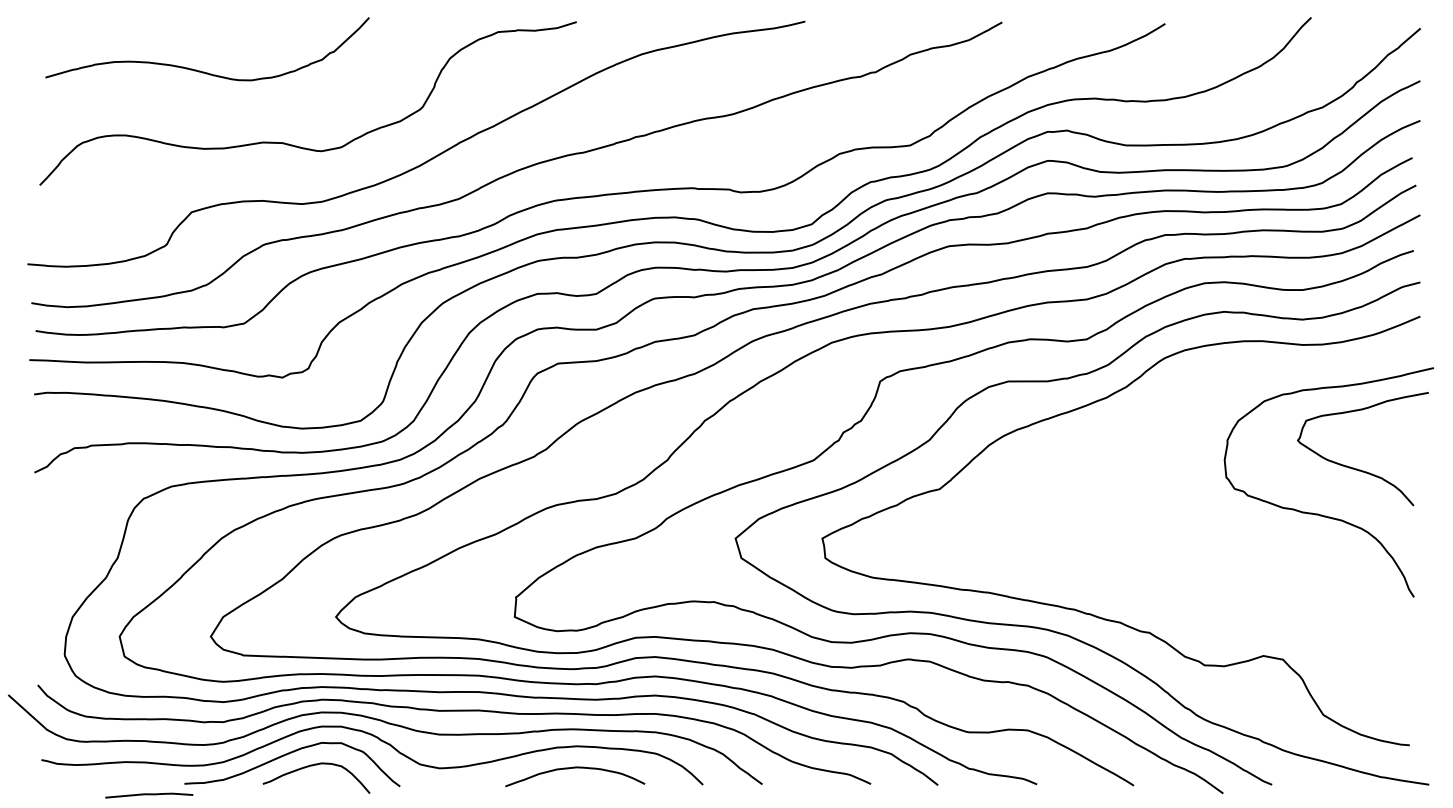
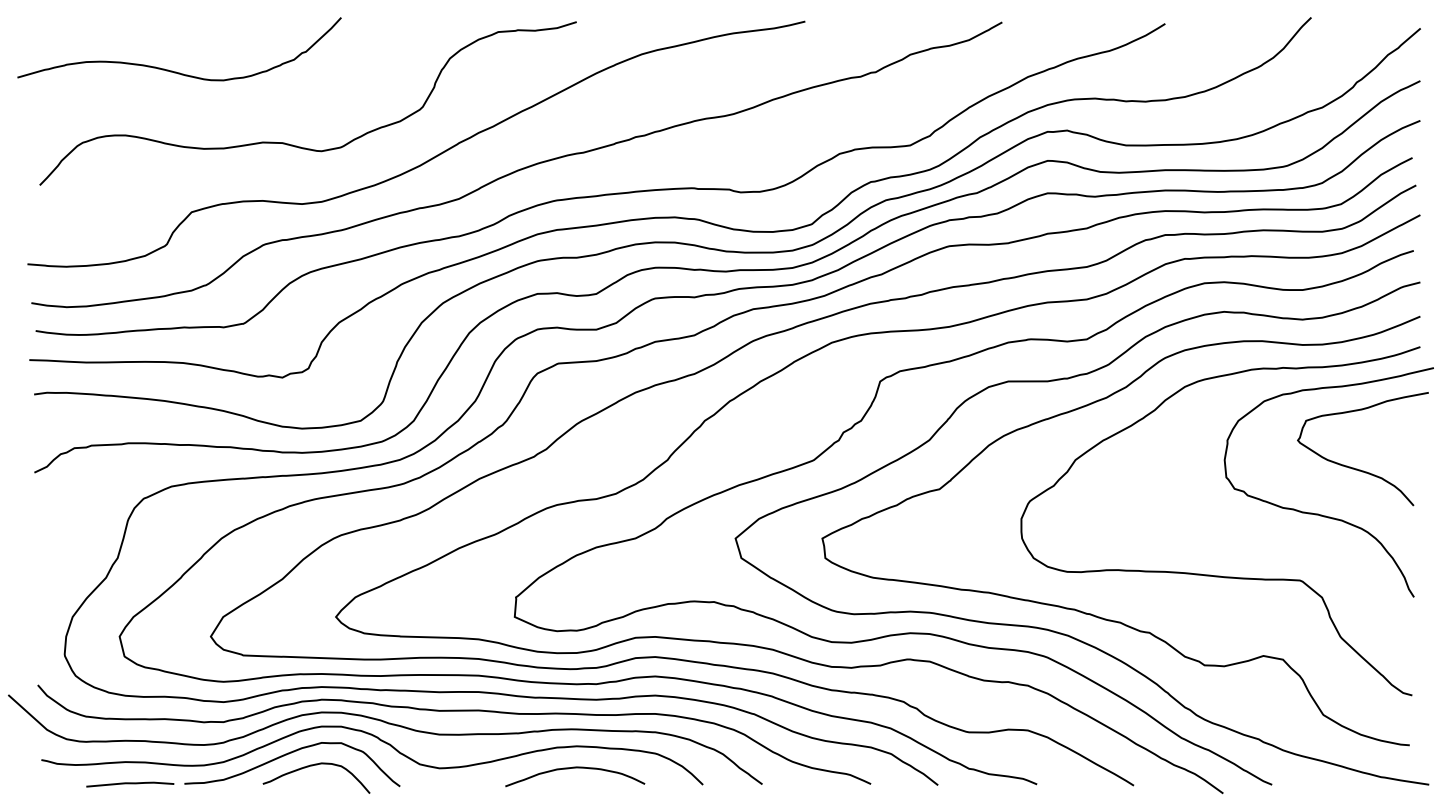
curve position: (200, 70) -> (172, 70) (172, 70)
curve: none -> present (1210, 574)
curve position: (149, 795) -> (130, 784) (130, 784)
